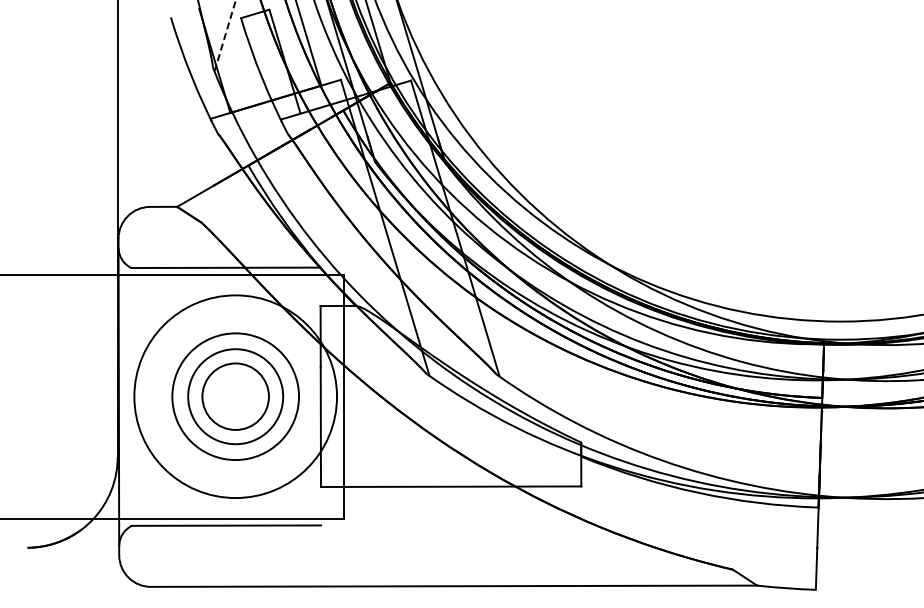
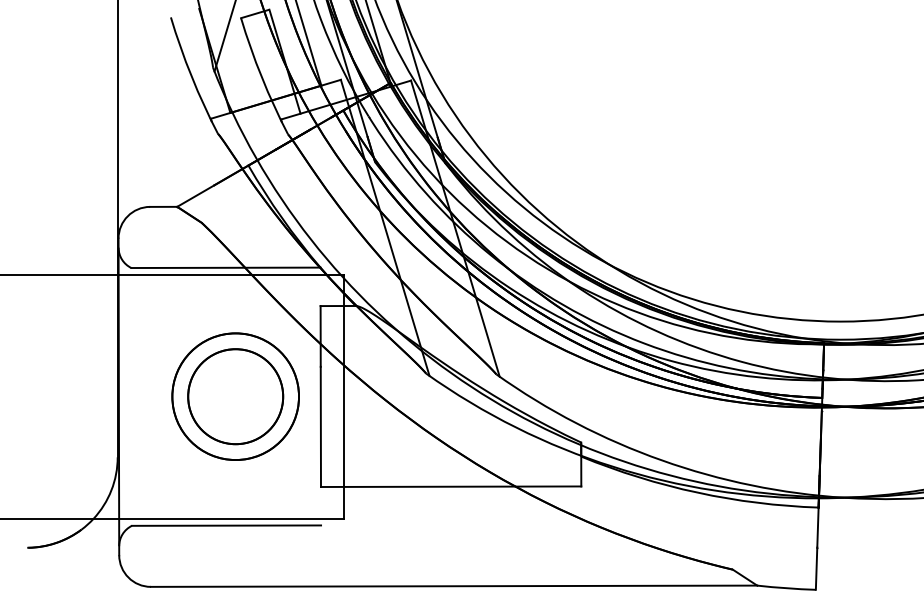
line: dashed -> solid (225, 36)
circle diameter: 203 px -> 127 px (235, 396)
circle diameter: 66 px -> 95 px (235, 396)
